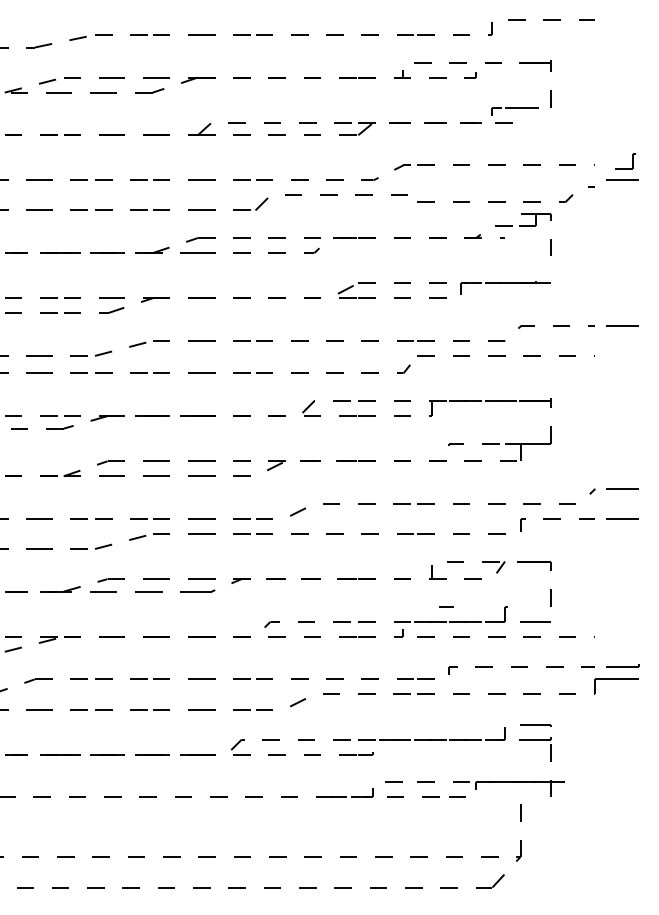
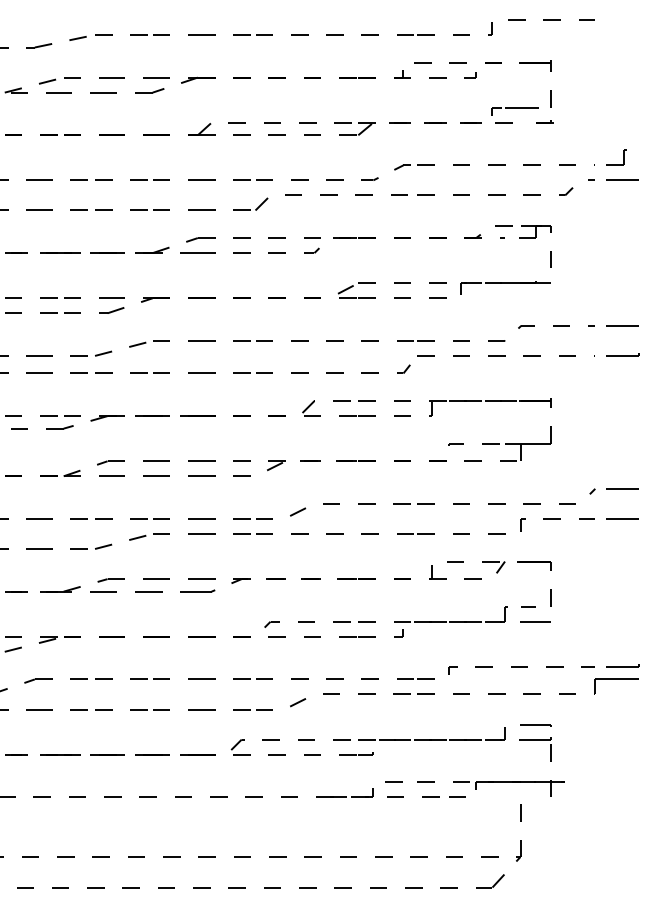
part: none -> present (544, 121)
part position: (632, 161) -> (623, 157) (623, 157)
curve position: (505, 201) -> (505, 194) (505, 194)
part position: (535, 226) -> (535, 238) (535, 238)
part: none -> present (622, 354)
line position: (446, 606) -> (528, 606) (528, 606)
curve: present -> none (505, 636)
